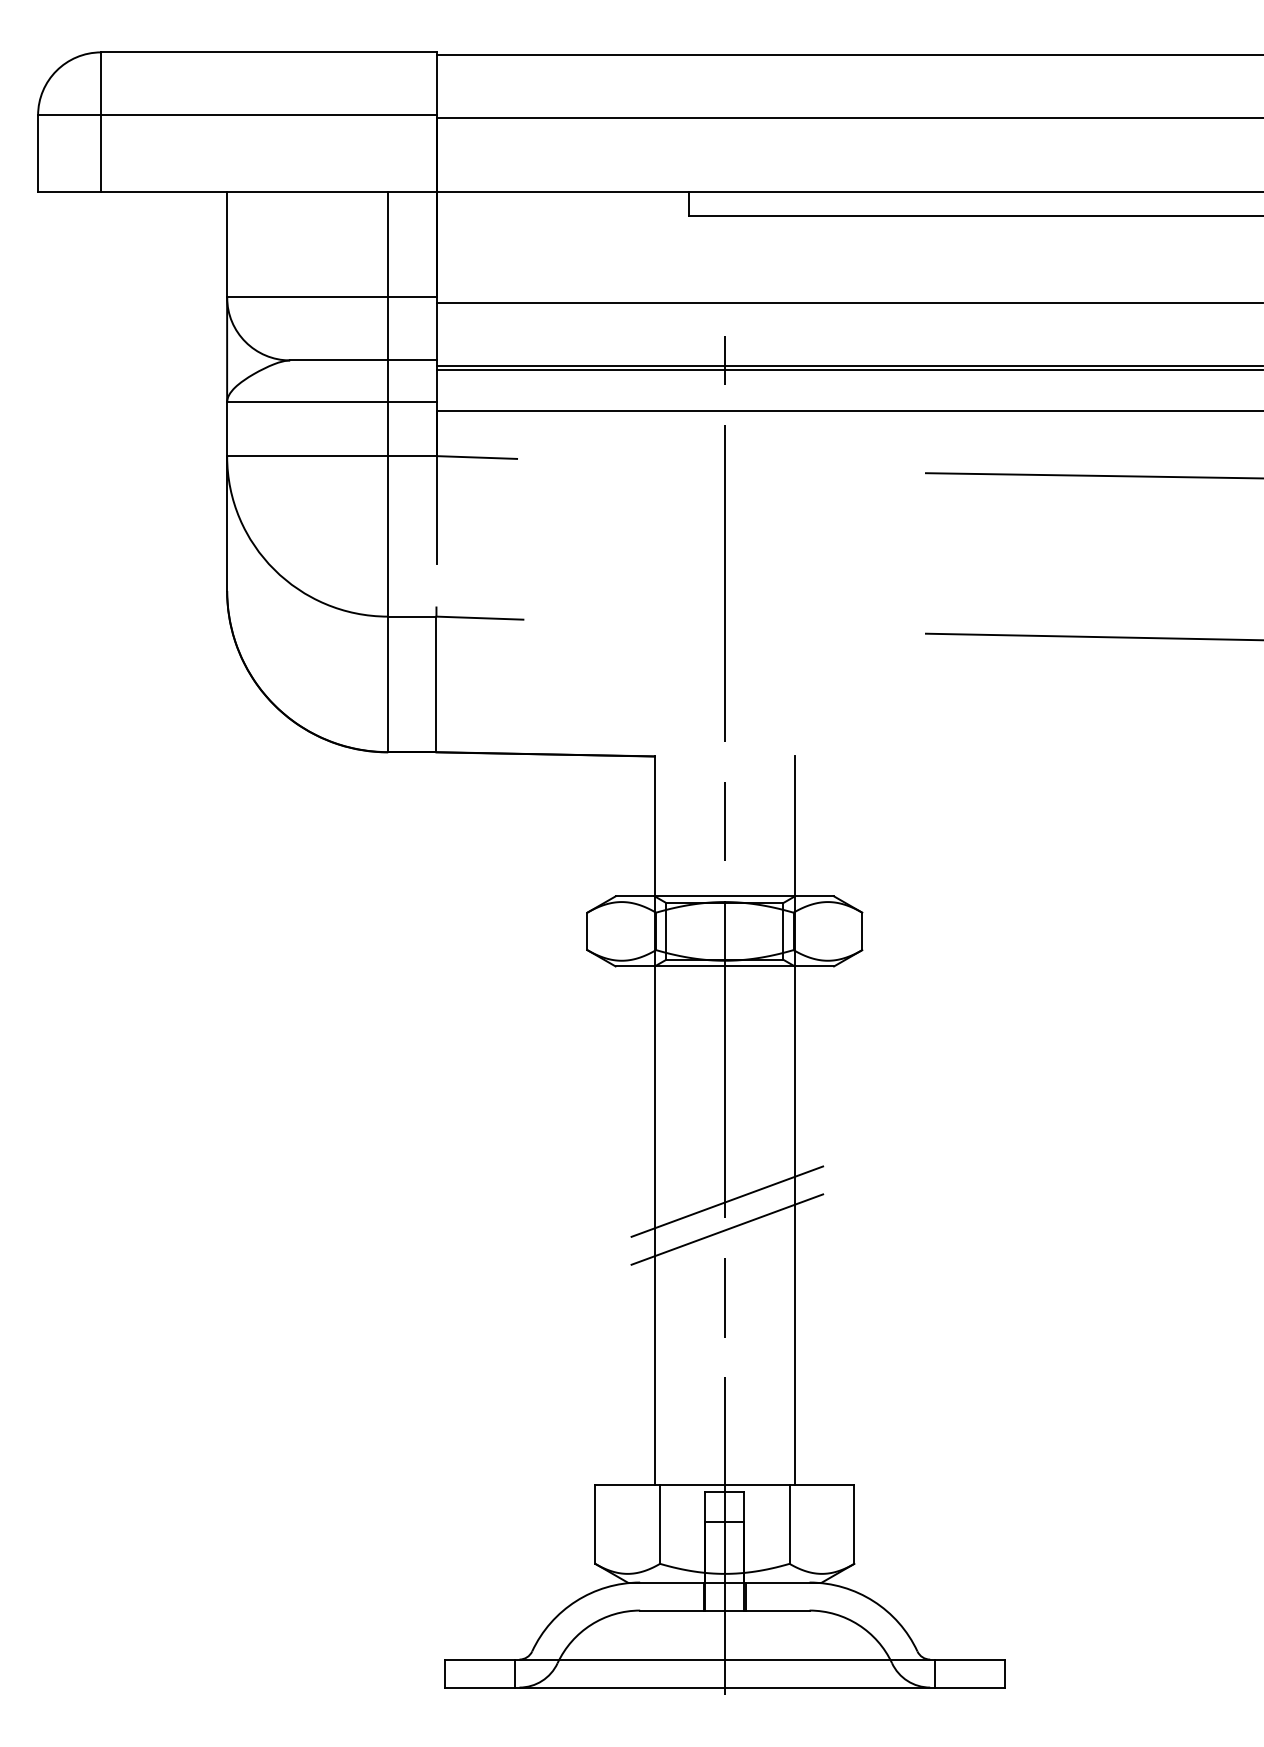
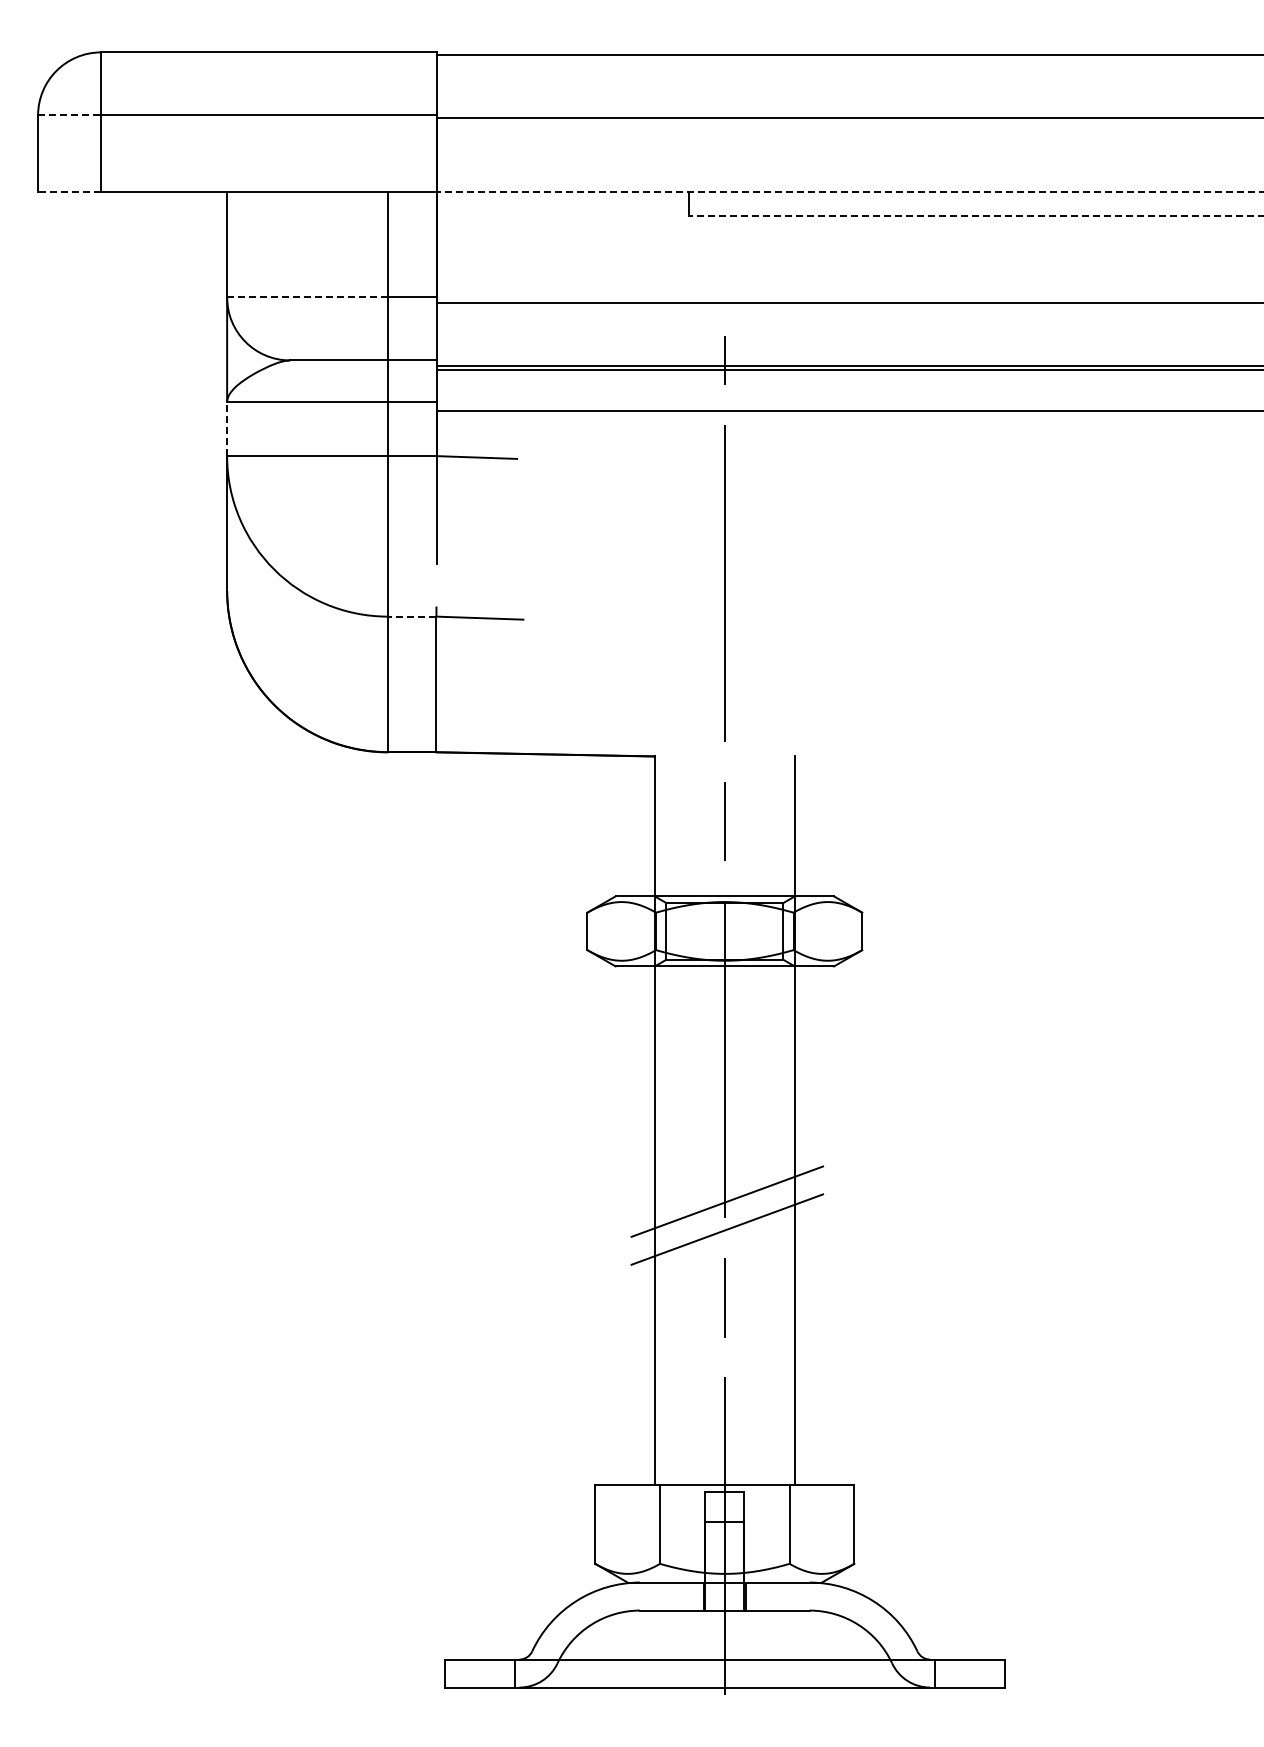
line: solid -> dashed (69, 115)
line: solid -> dashed (69, 192)
line: solid -> dashed (850, 192)
line: solid -> dashed (976, 215)
line: solid -> dashed (307, 297)
line: solid -> dashed (227, 429)
line: present -> none (1092, 475)
line: solid -> dashed (411, 616)
line: present -> none (1092, 636)
